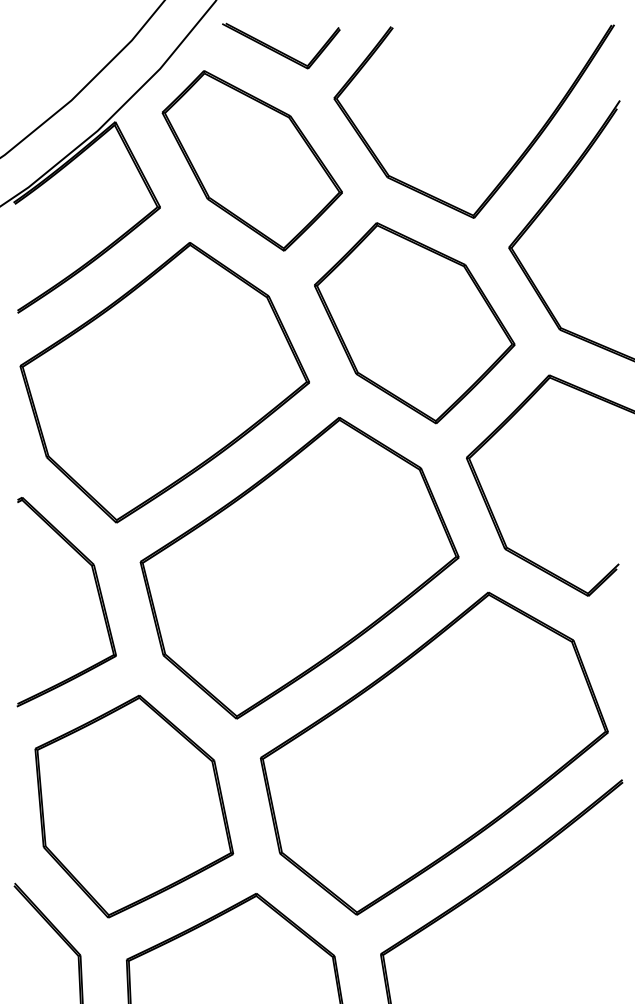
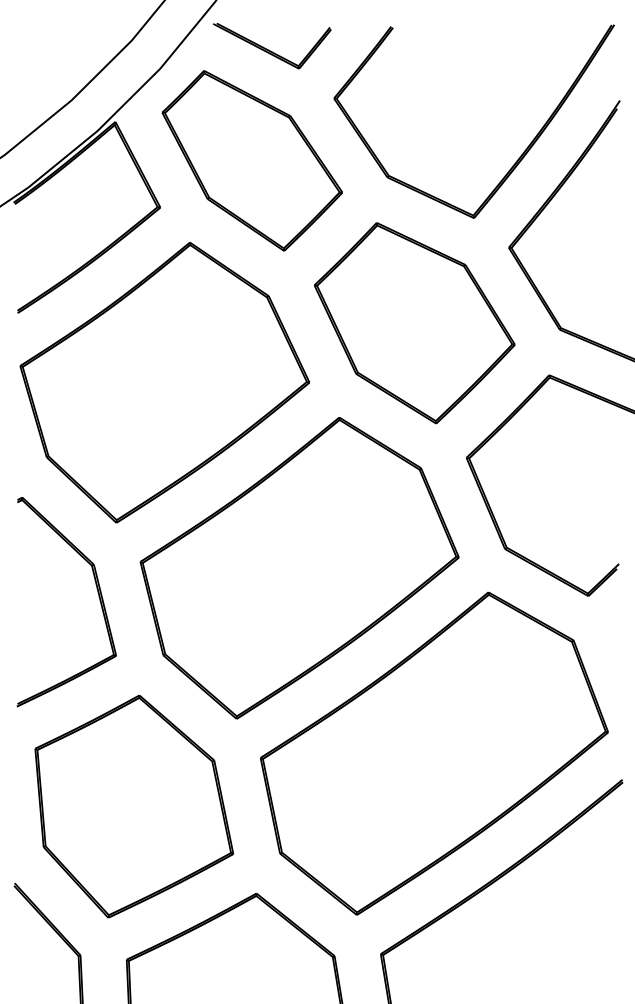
part position: (281, 45) -> (272, 45) (272, 45)
